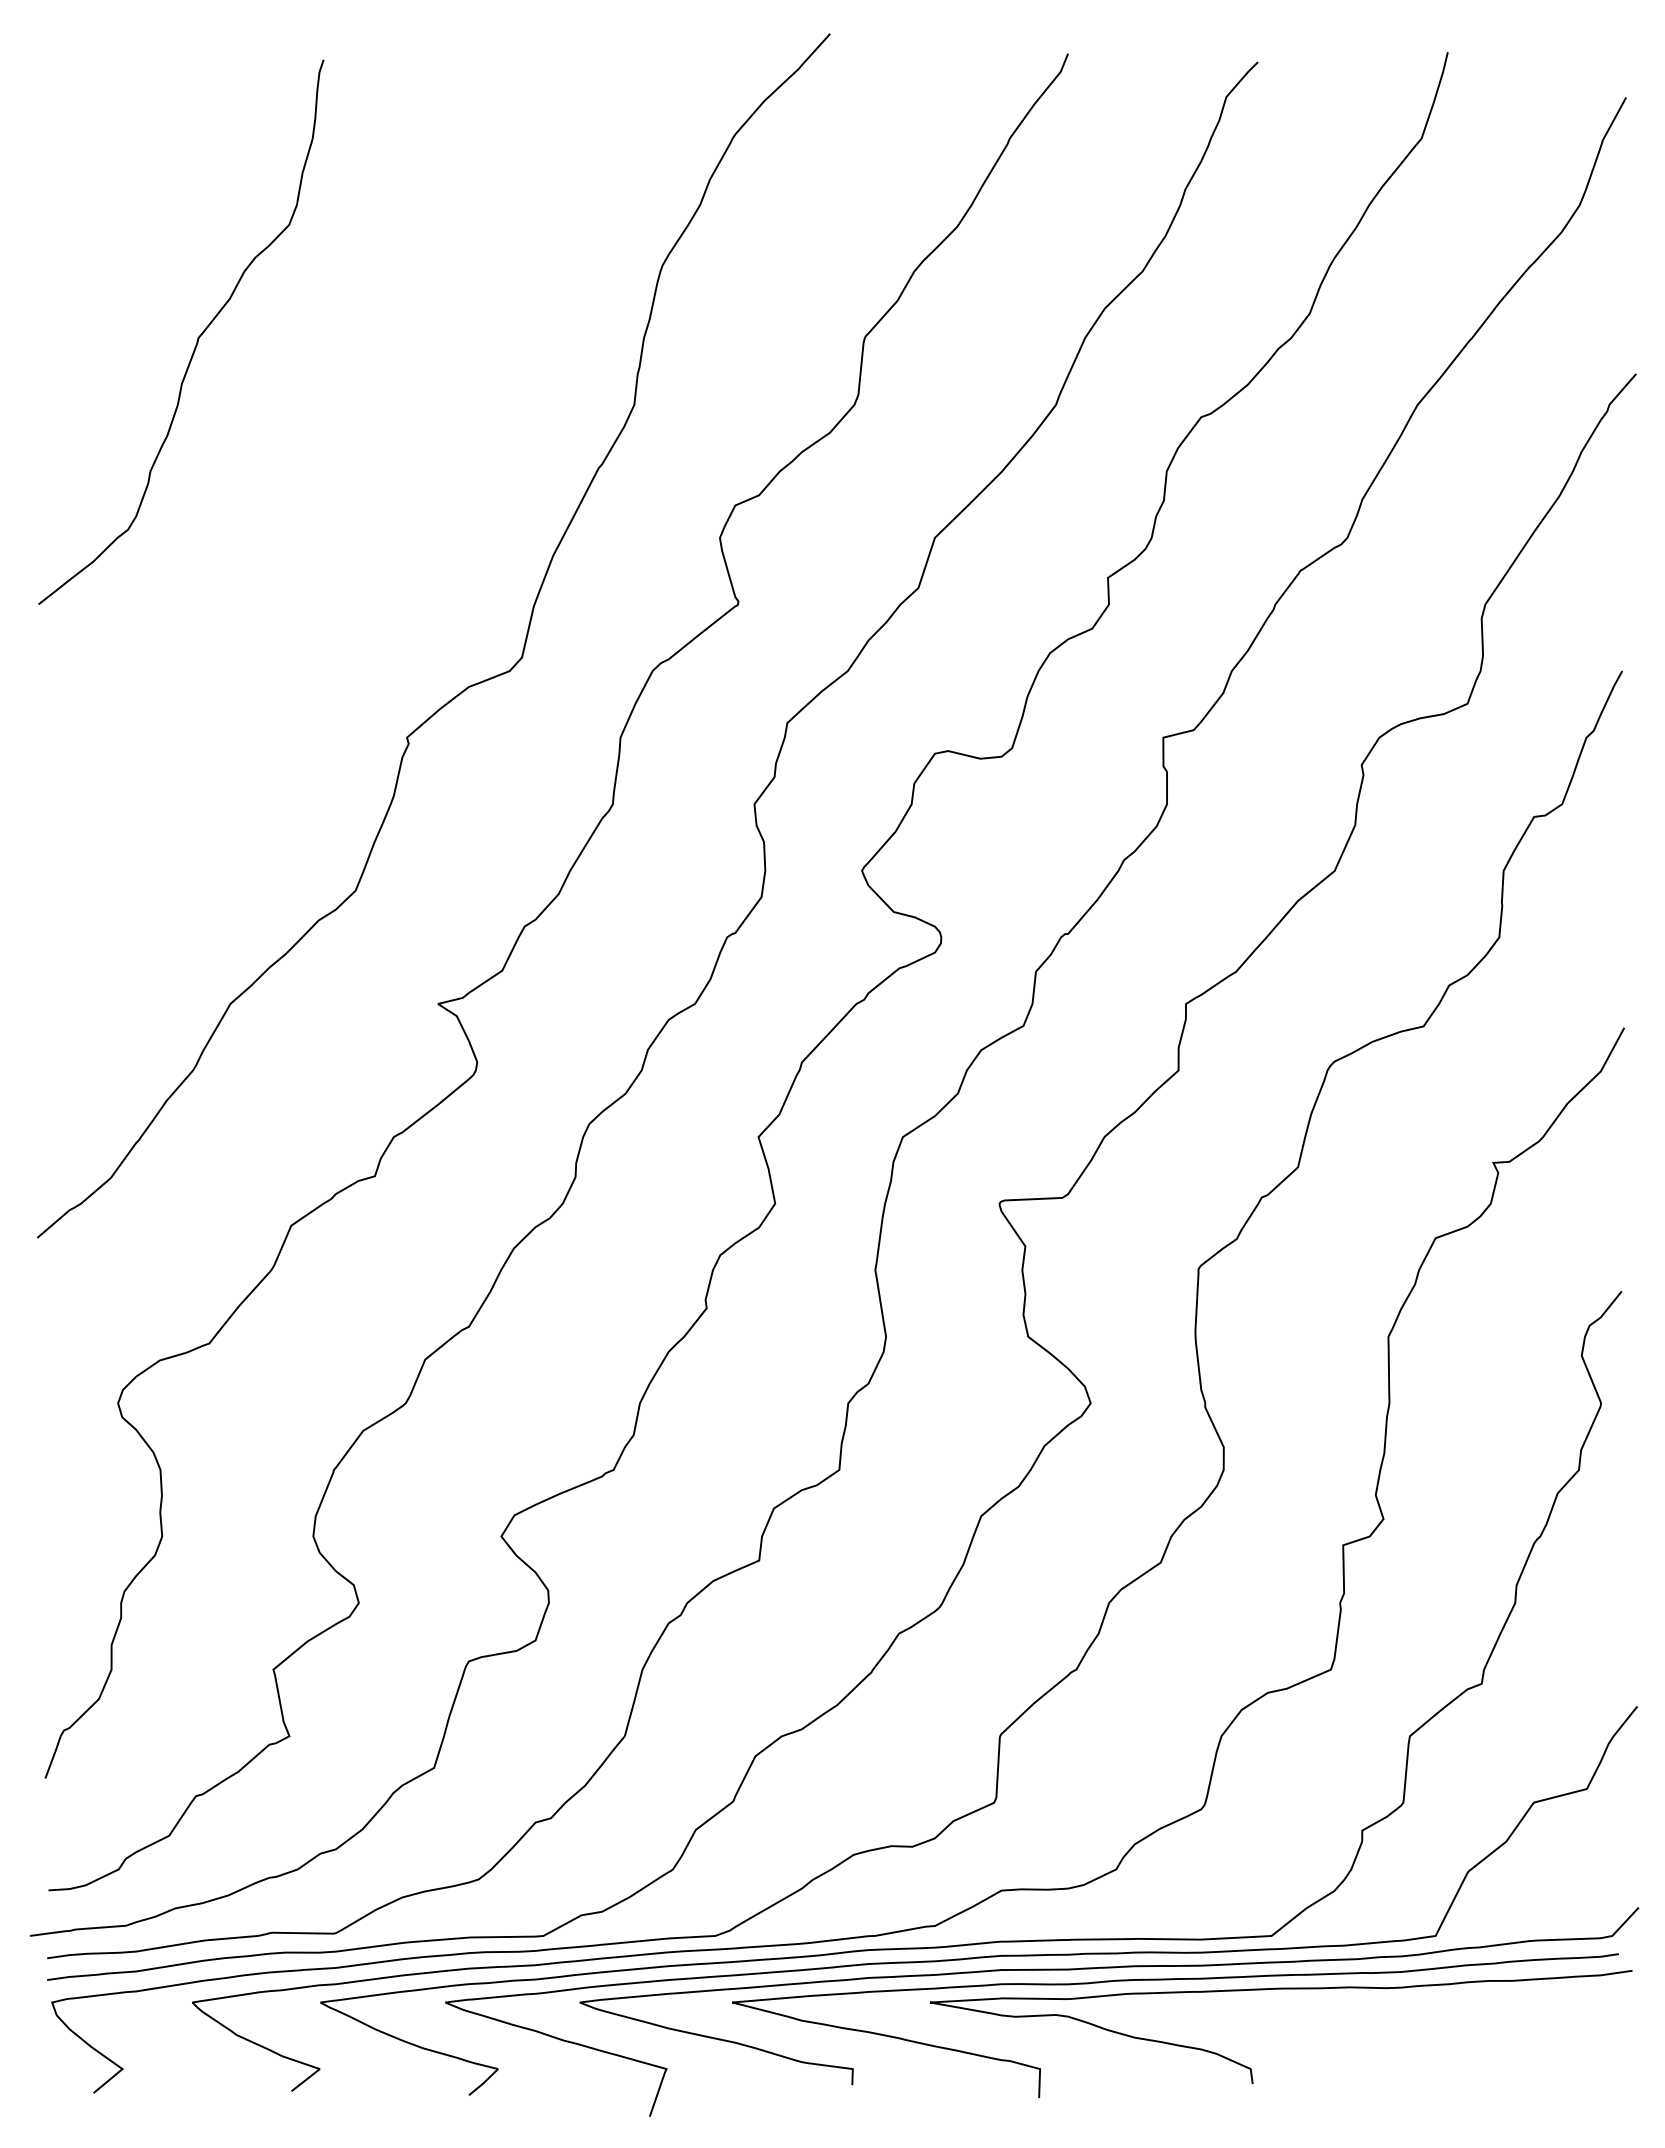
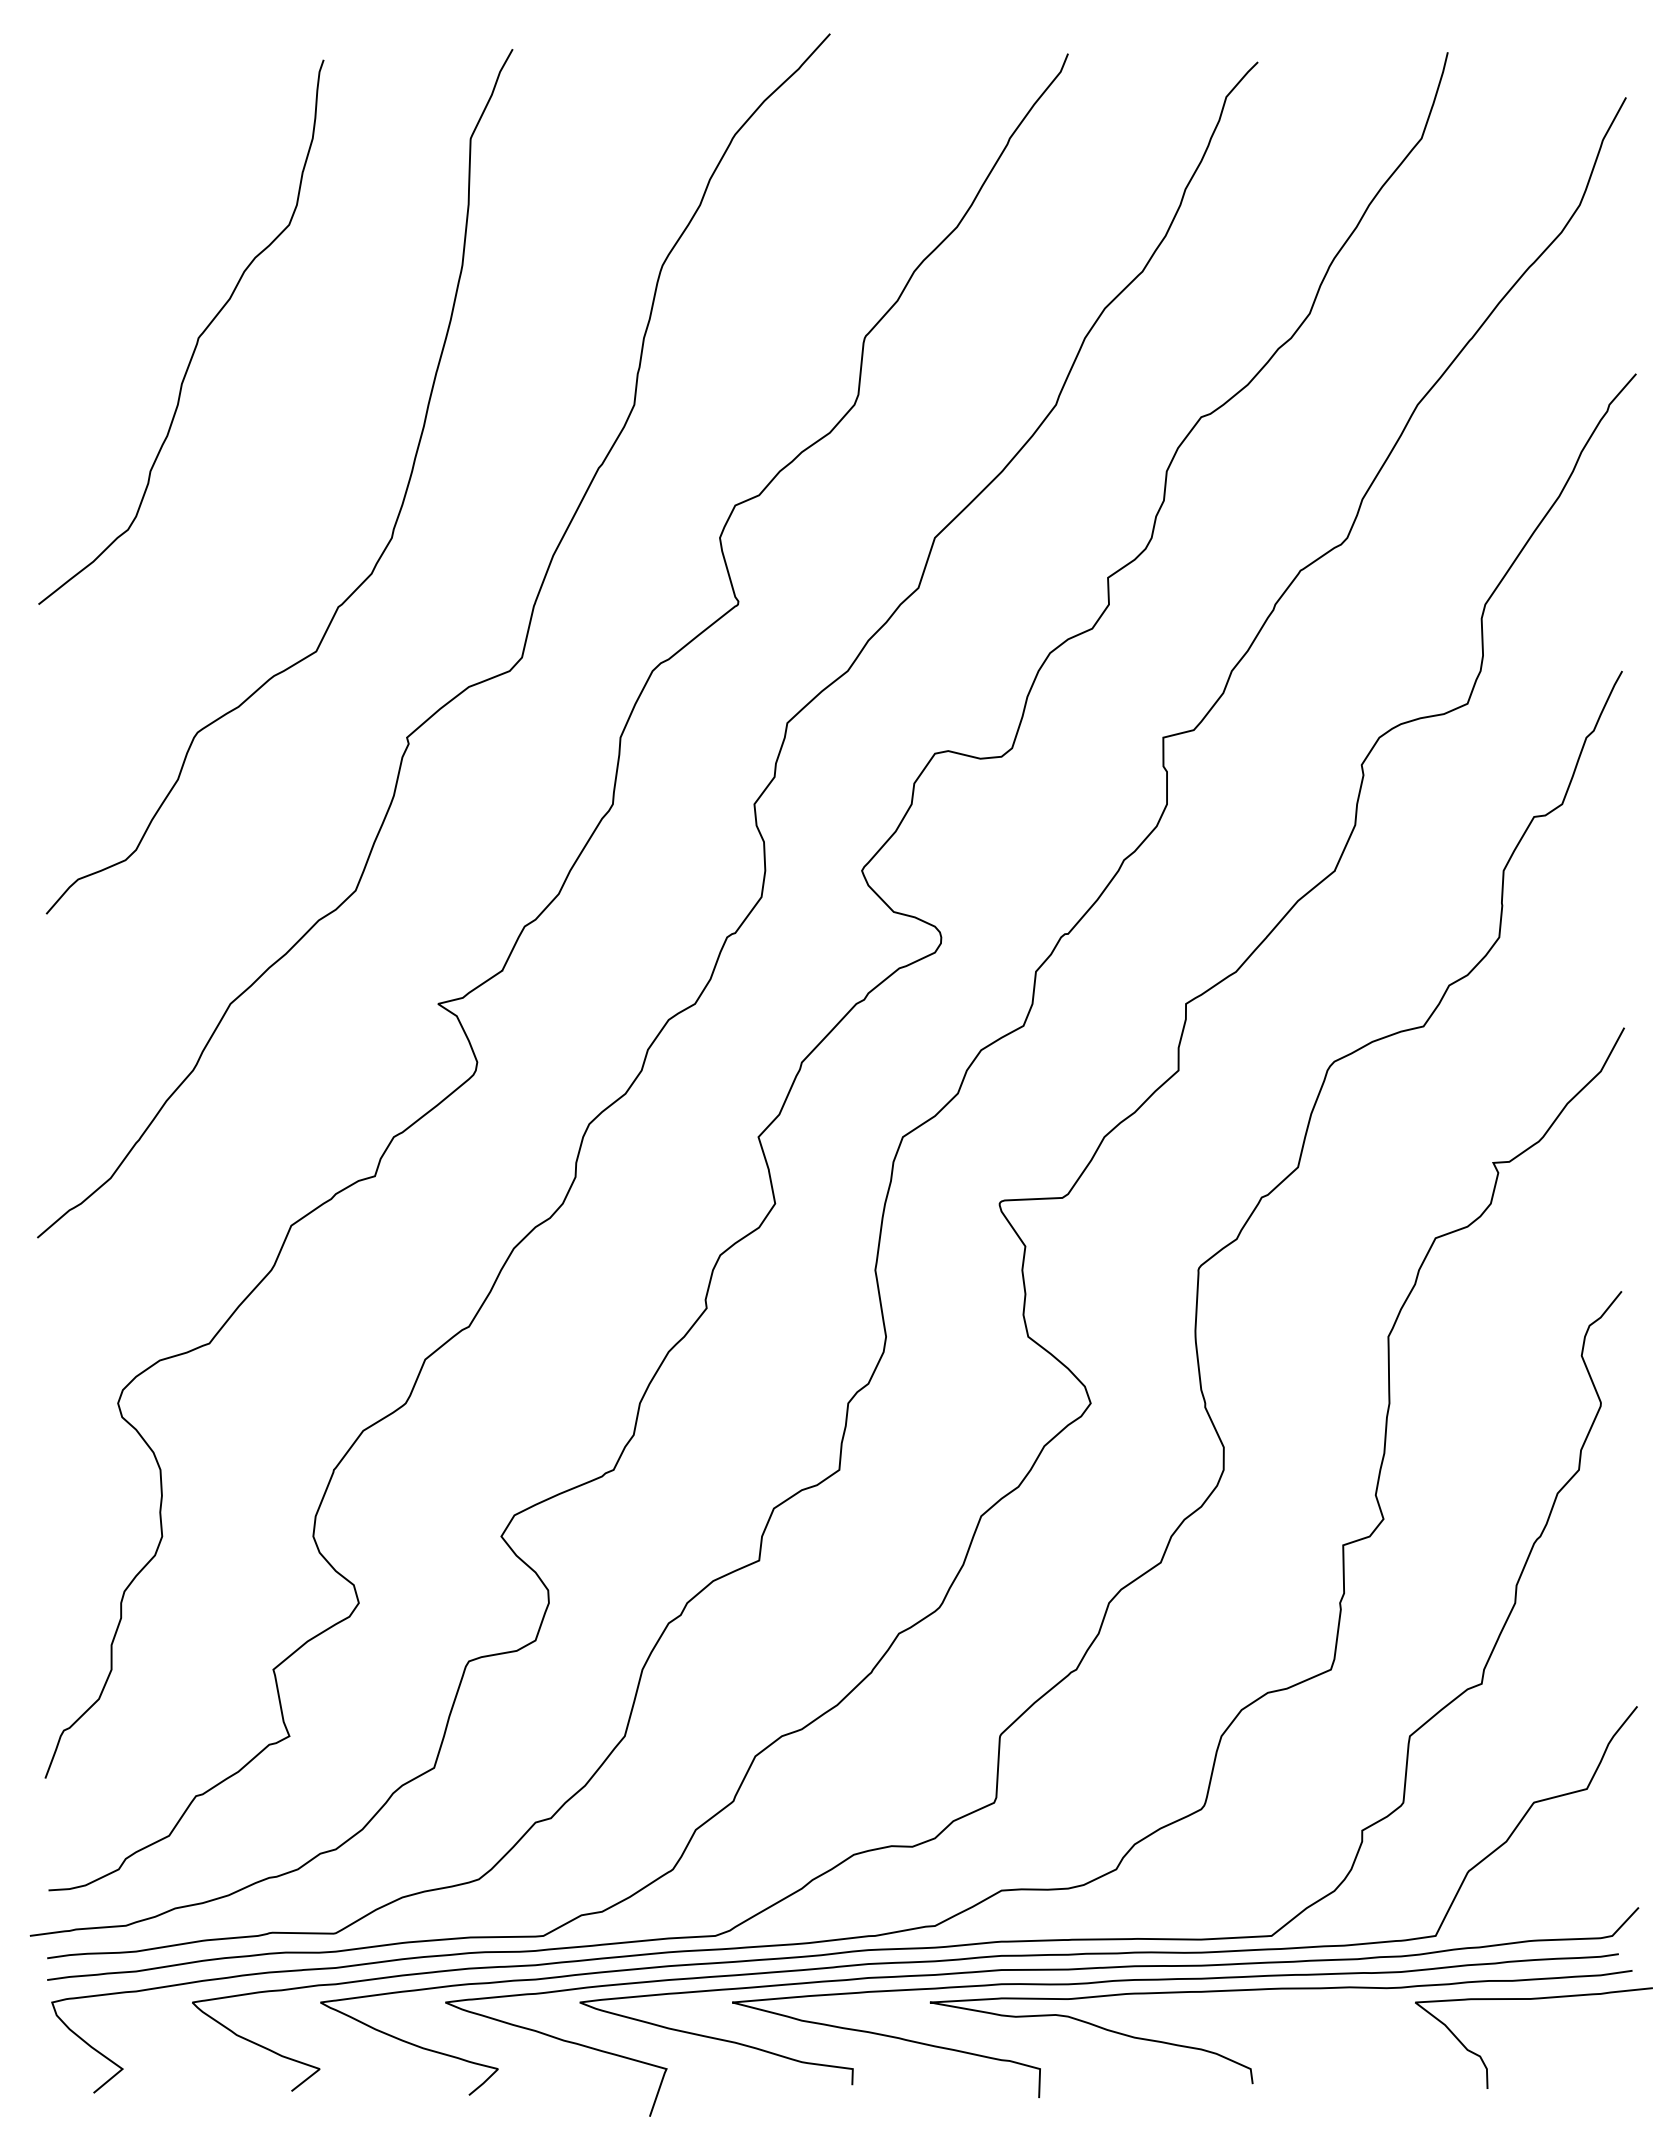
curve: none -> present (395, 520)
curve: none -> present (1533, 1999)
